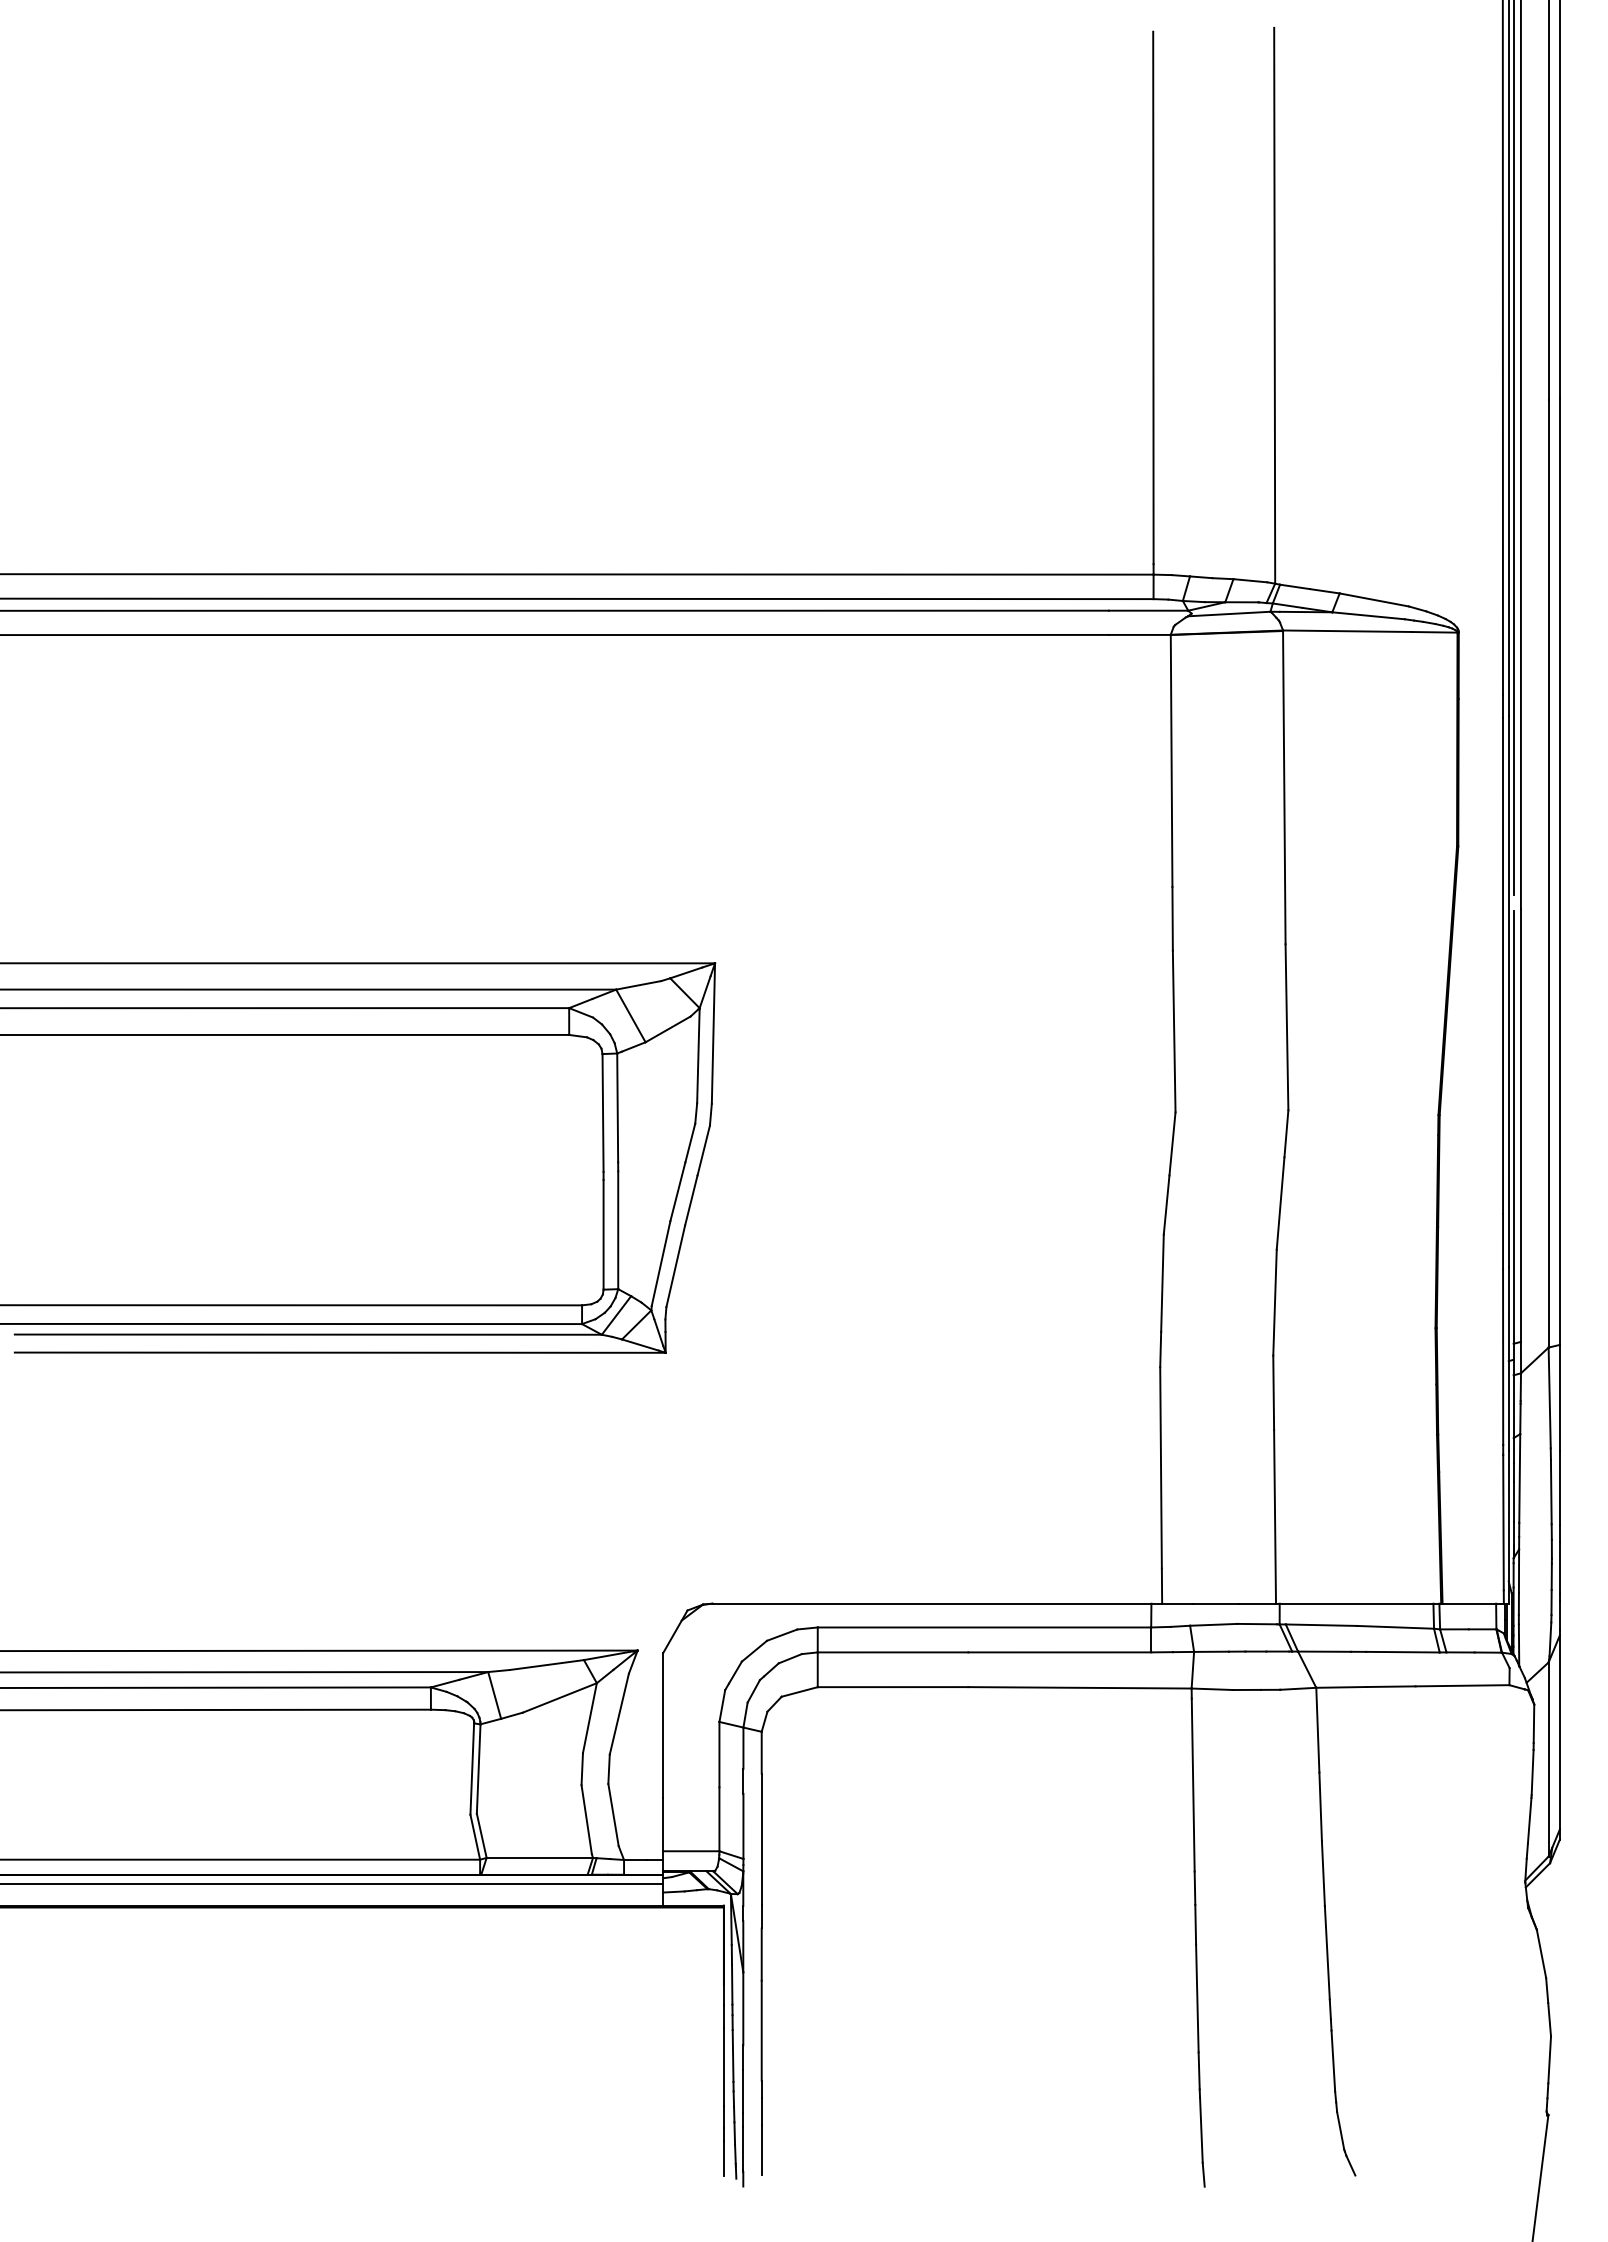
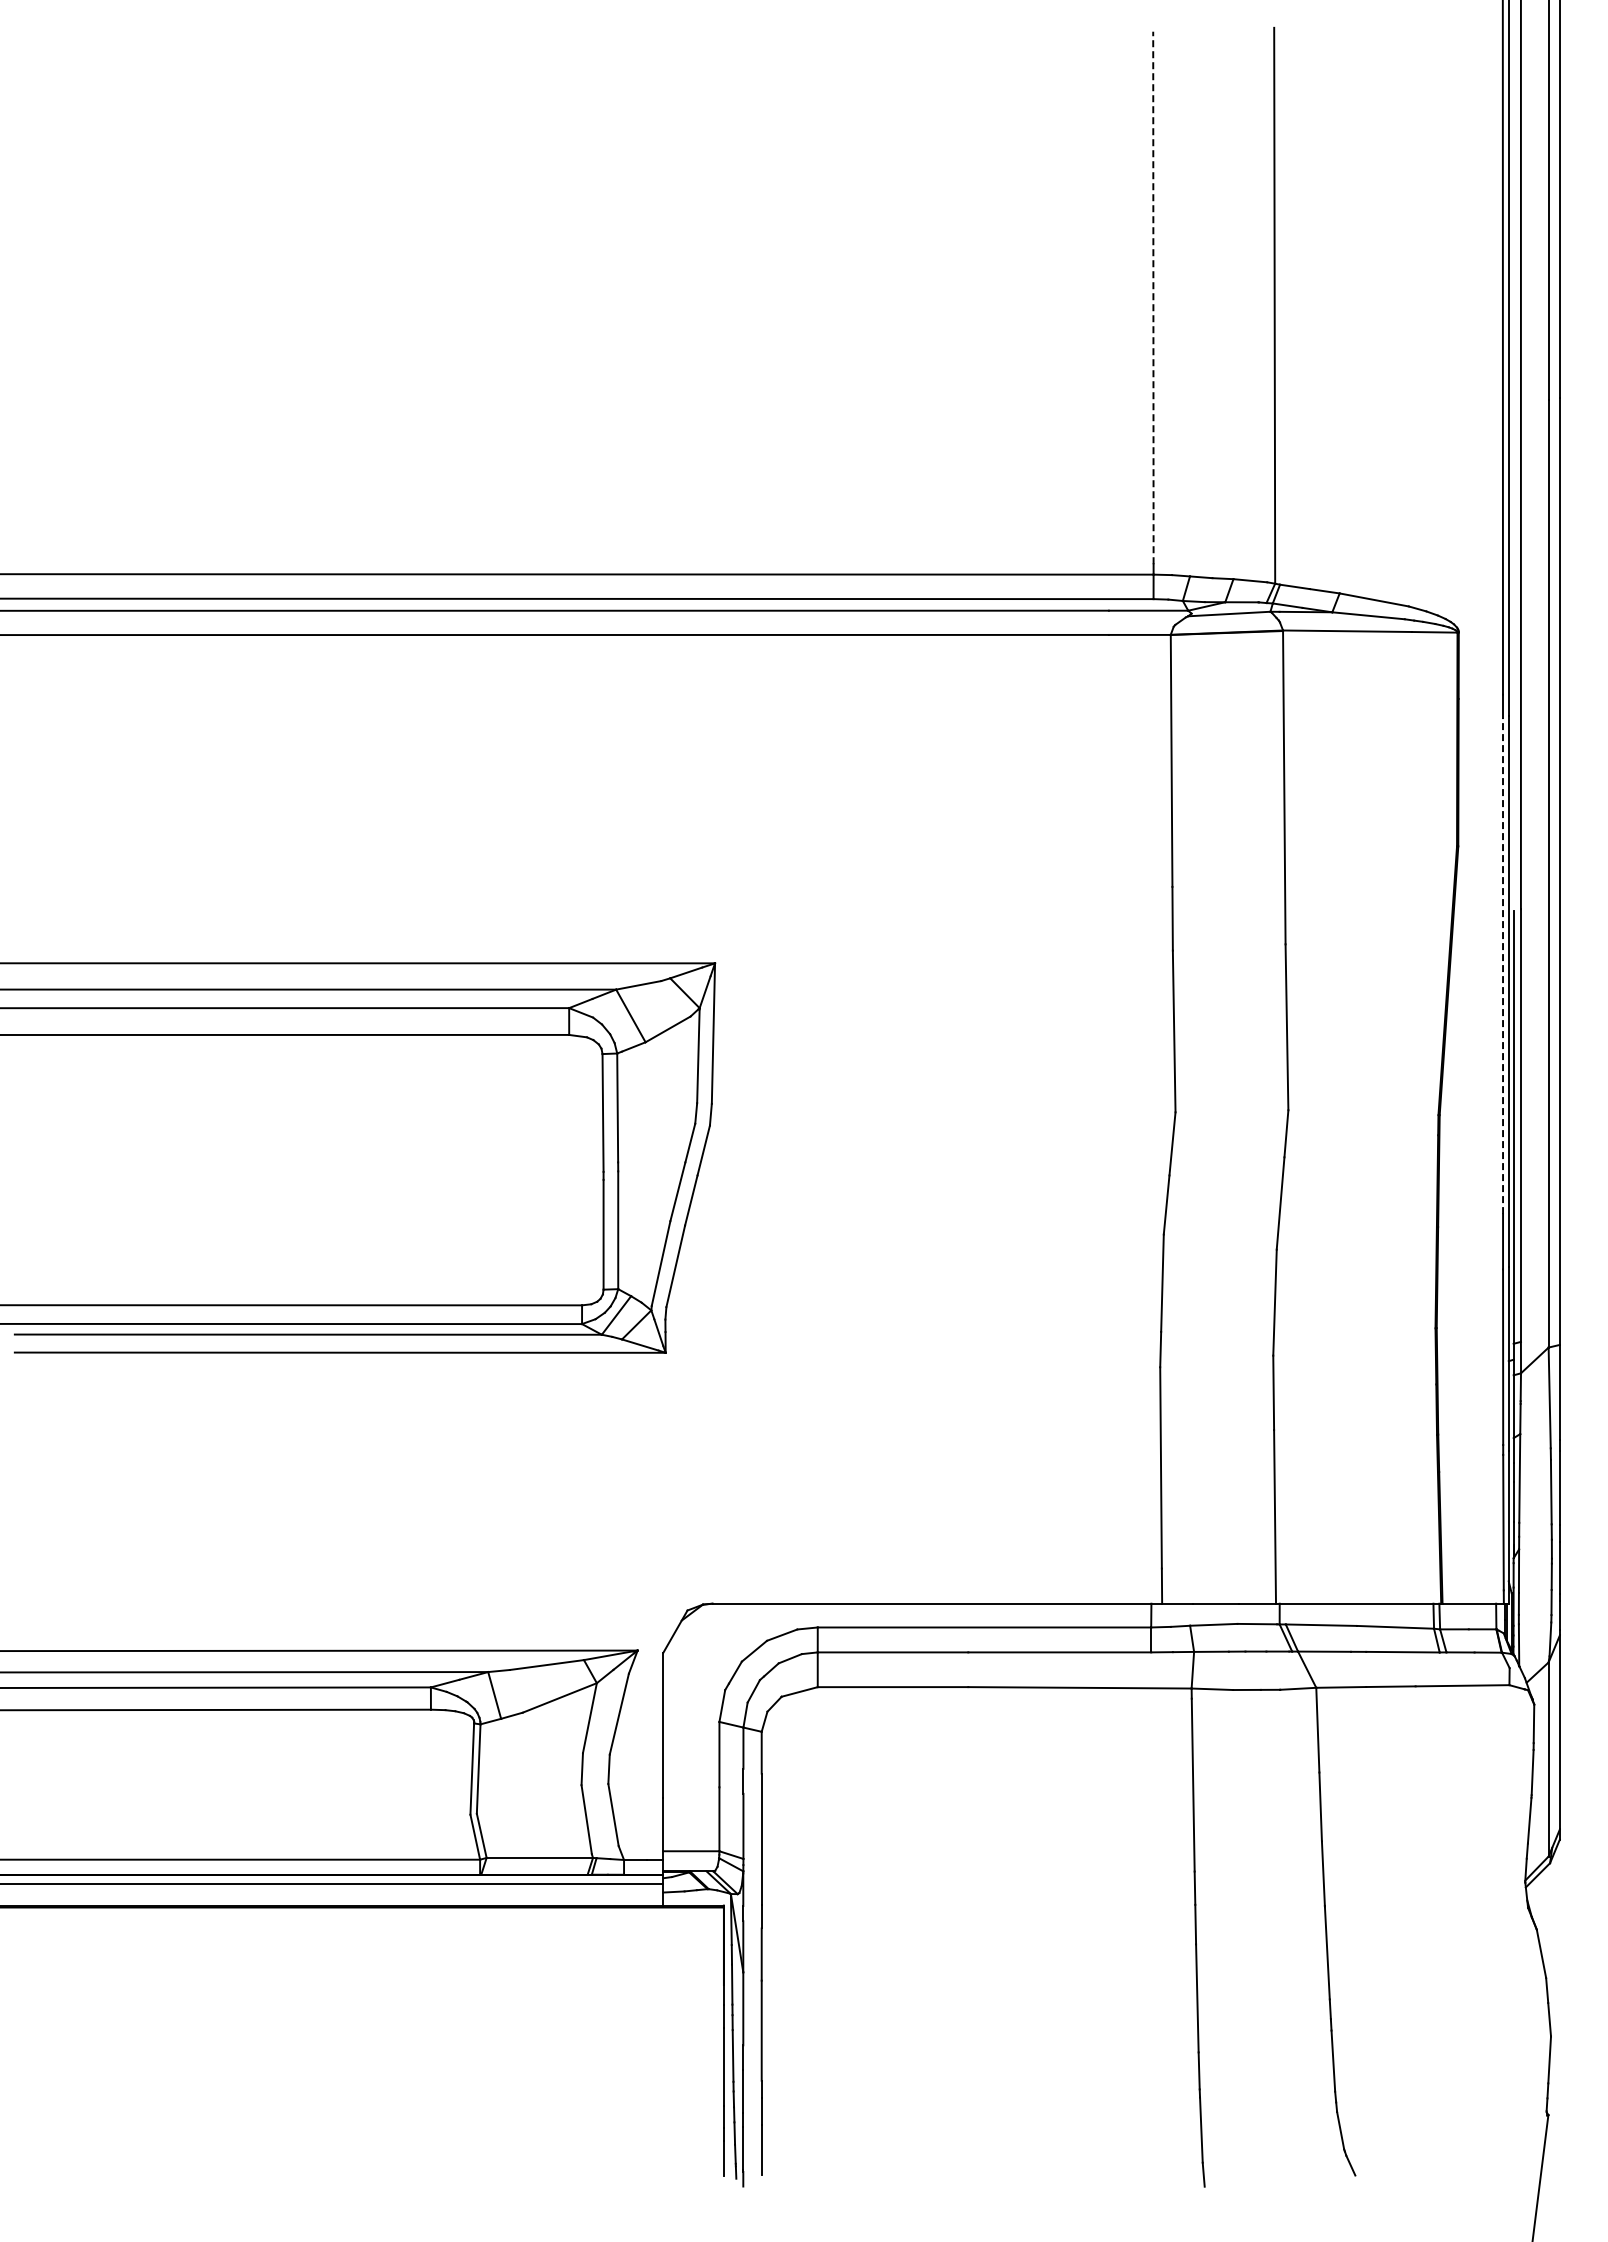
line: solid -> dashed (1153, 297)
line: present -> none (1513, 448)
line: solid -> dashed (1503, 965)
